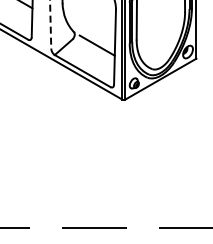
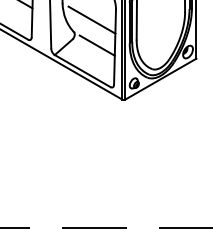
line: none -> present (91, 19)
line: dashed -> solid (50, 24)
